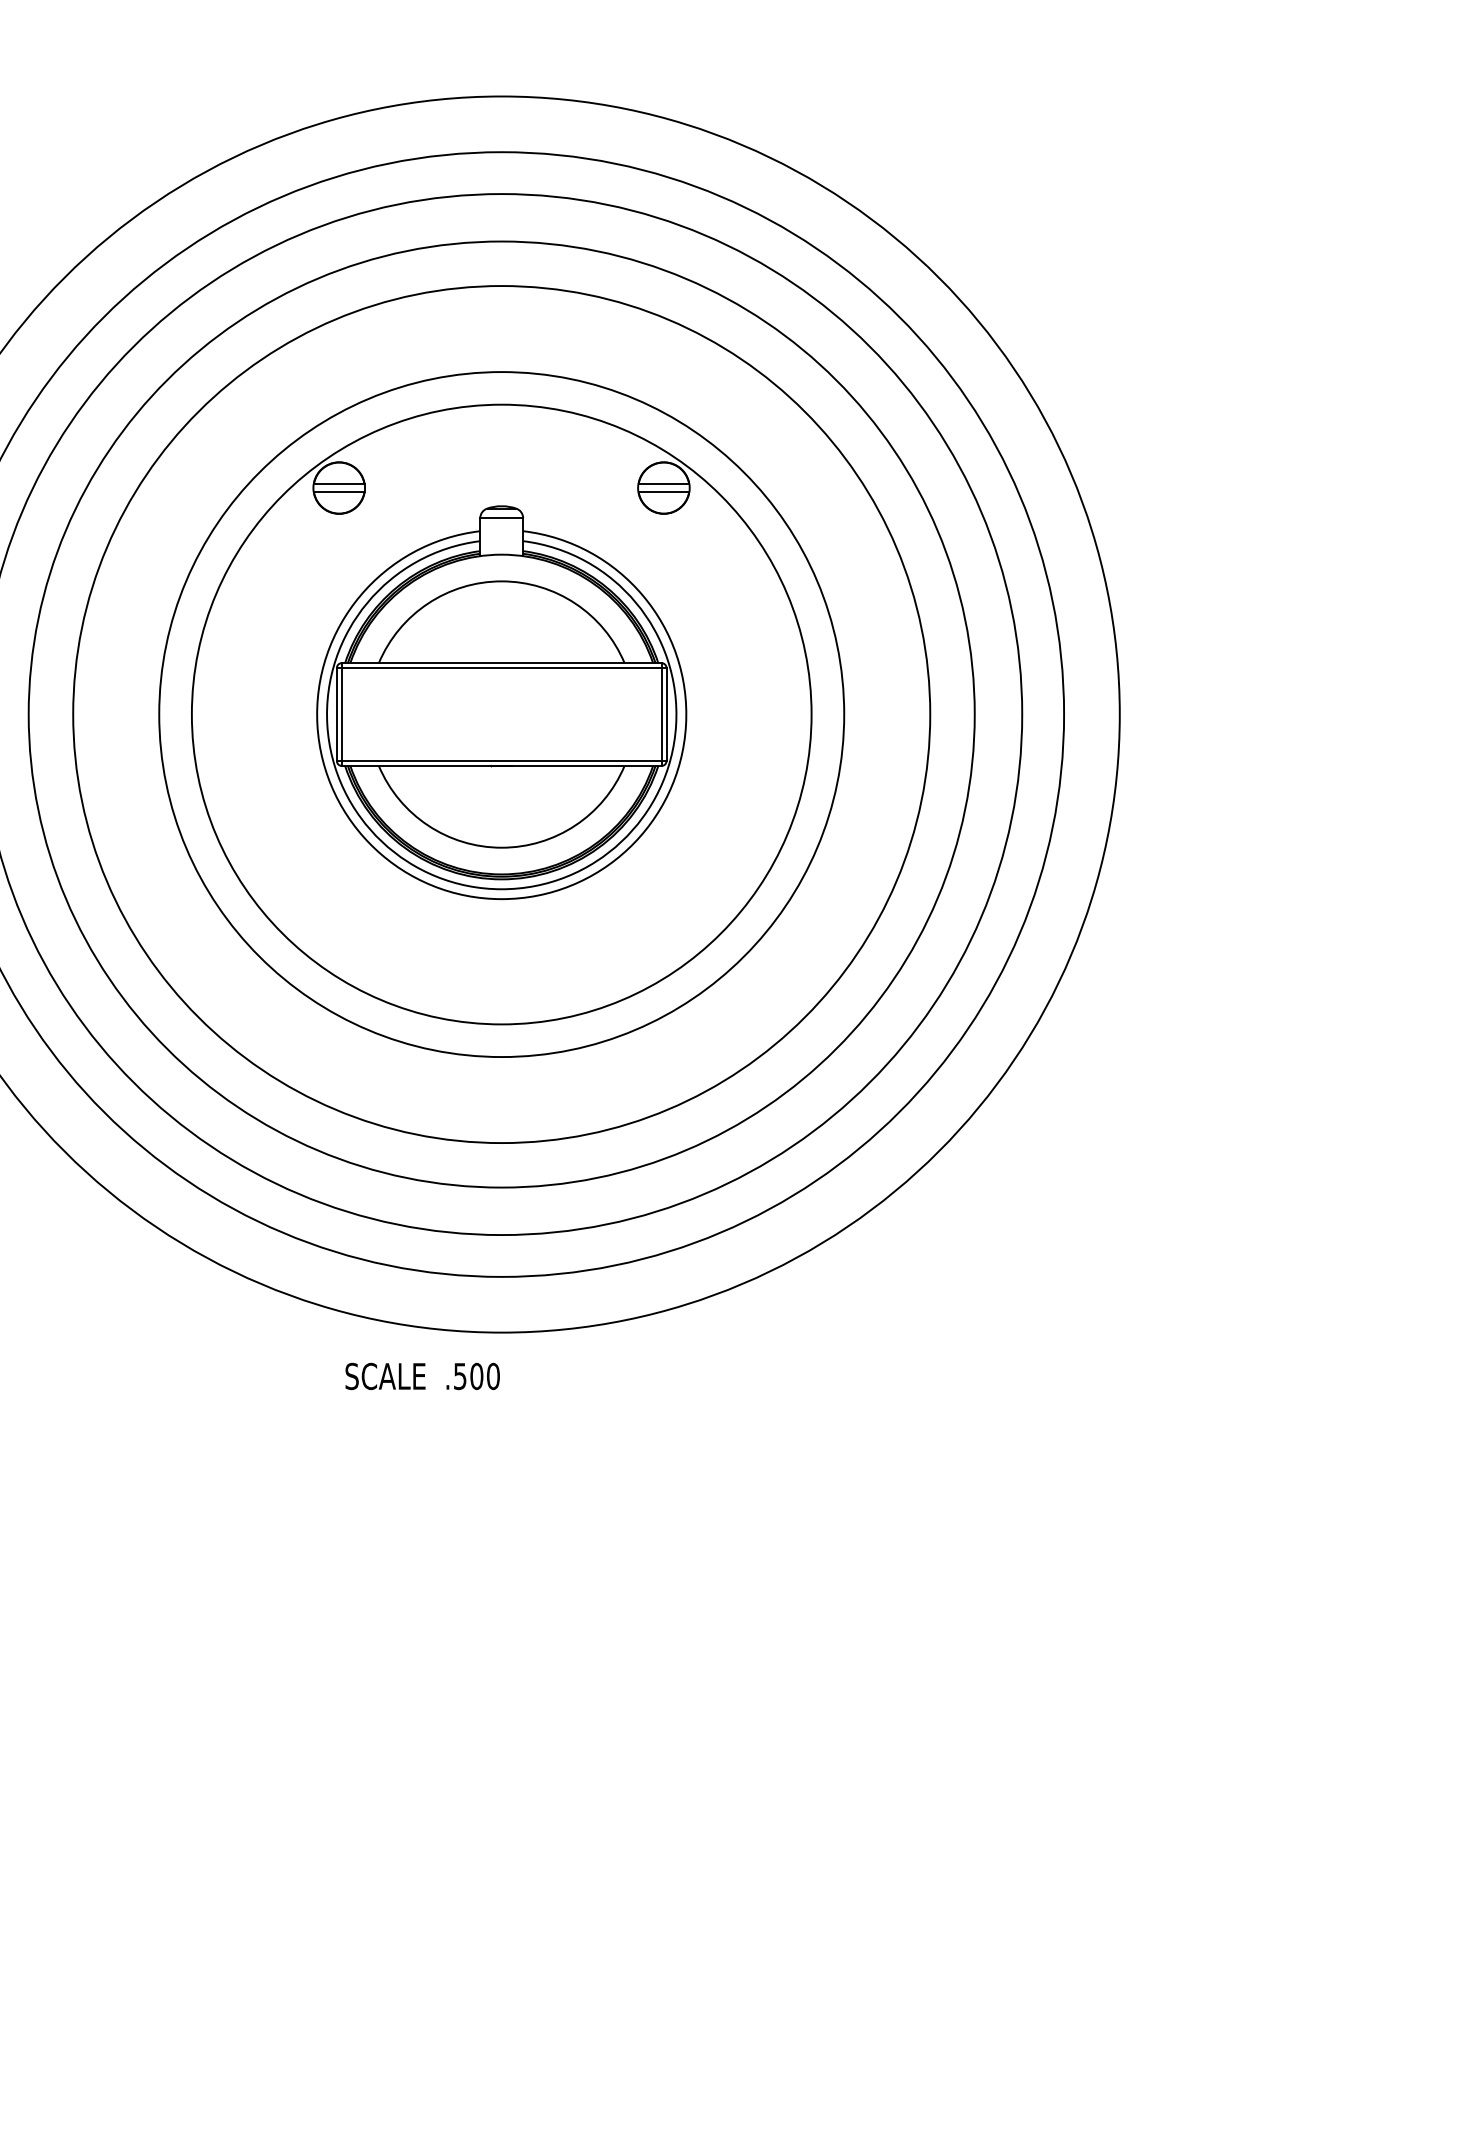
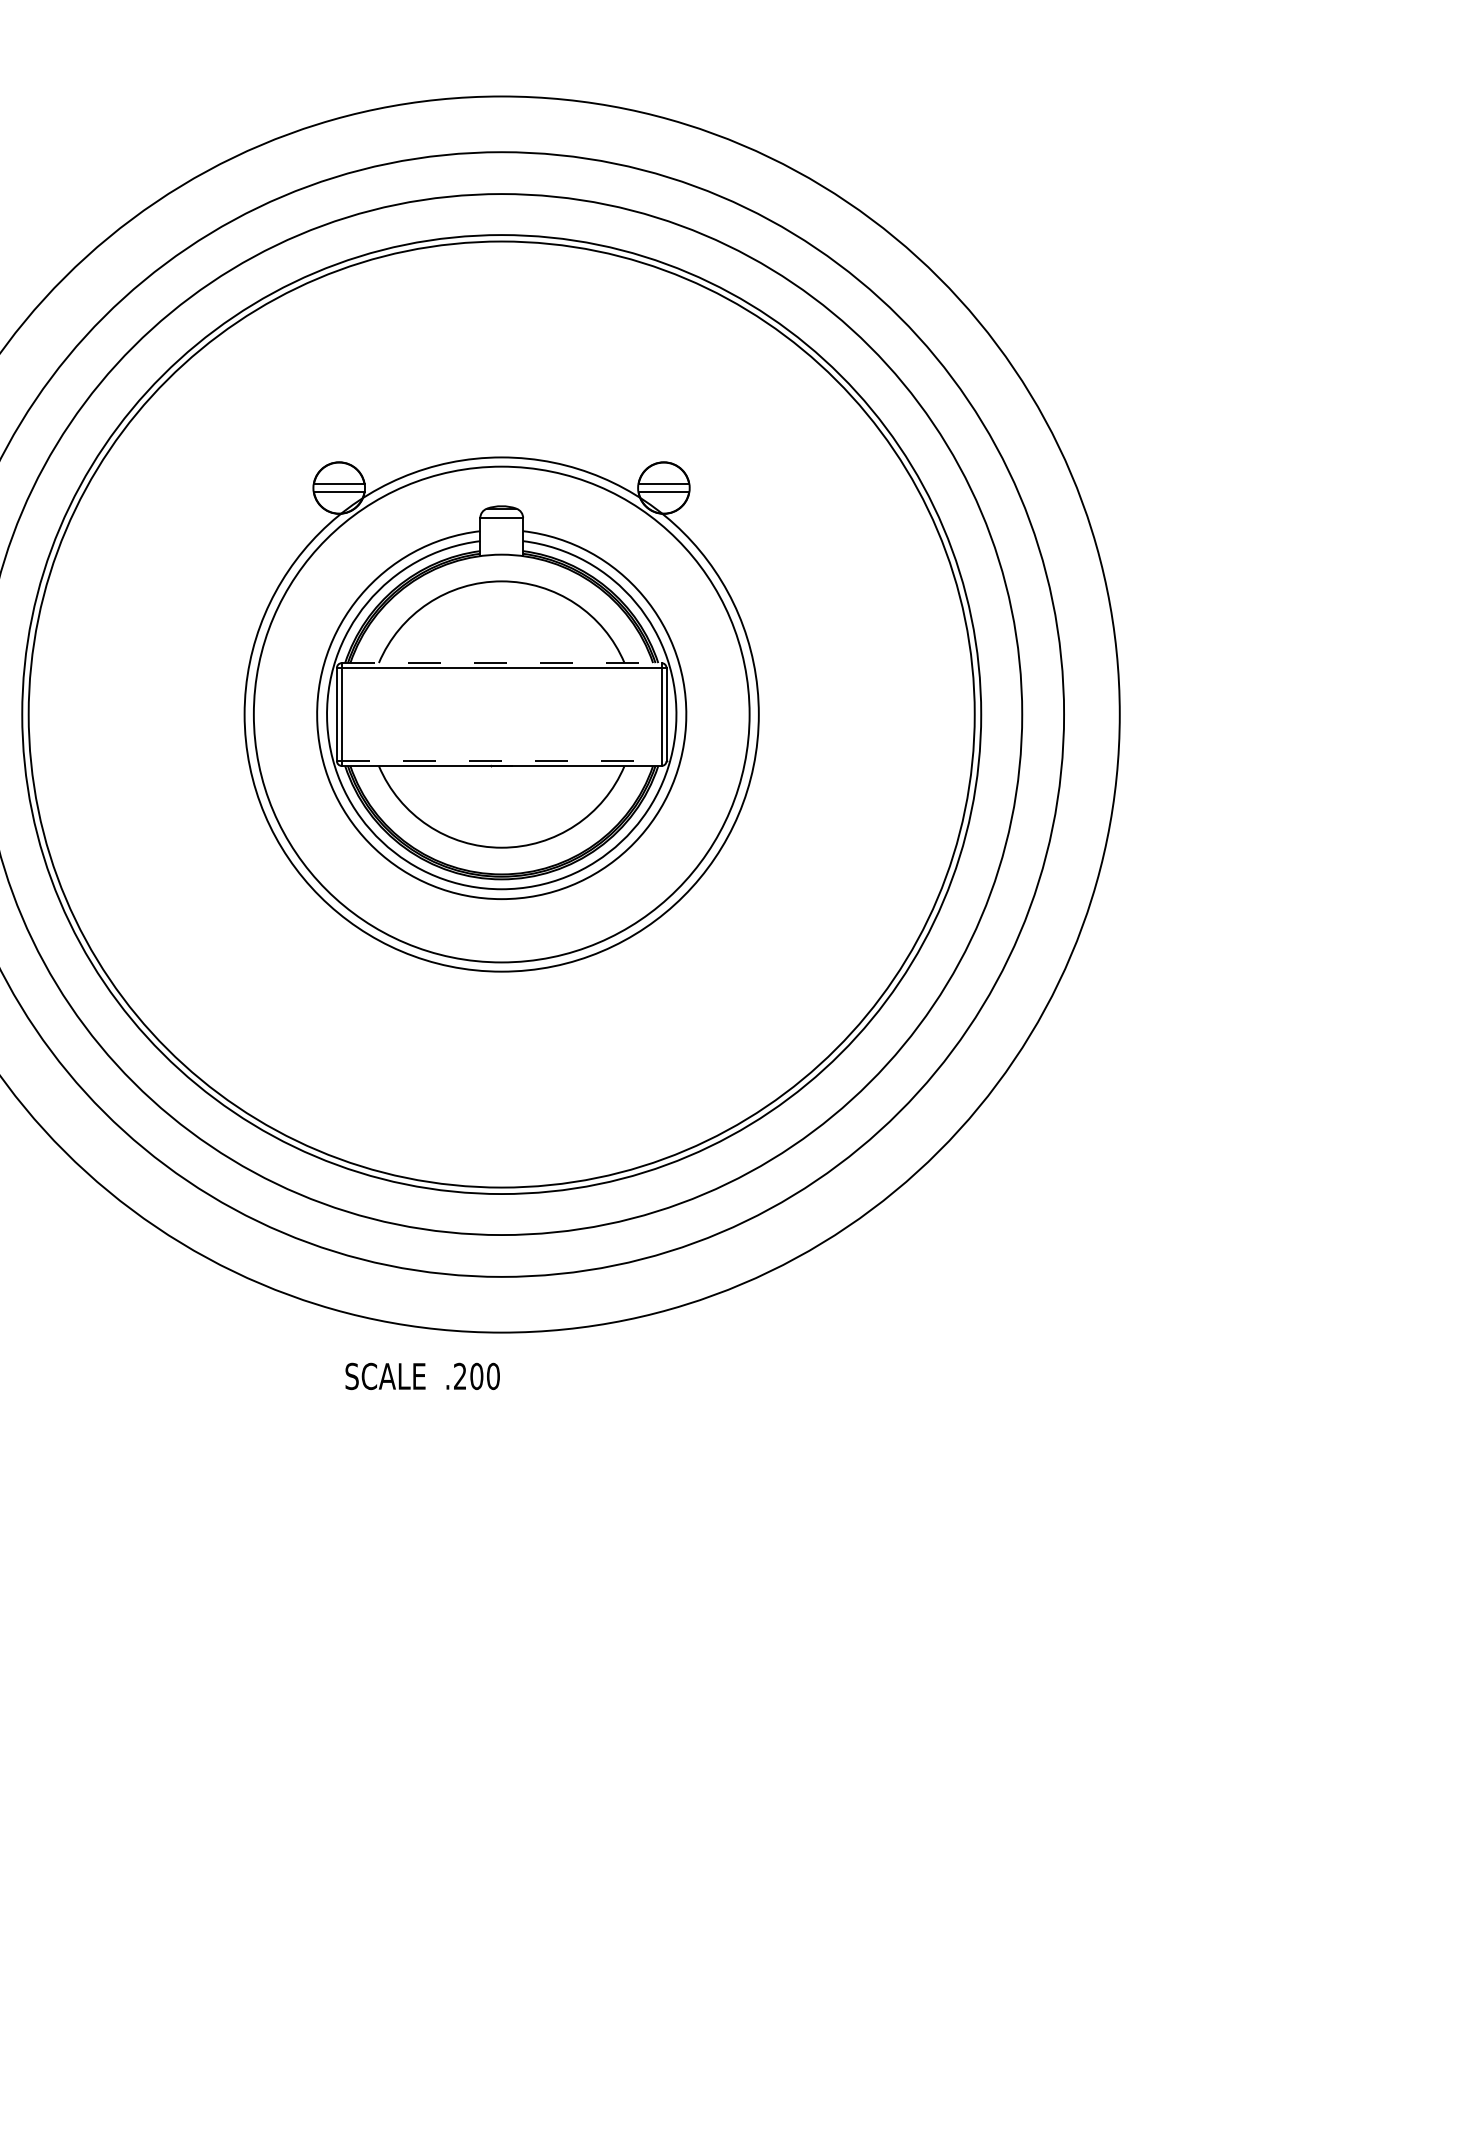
line: solid -> dashed (501, 663)
circle diameter: 620 px -> 496 px (501, 714)
circle diameter: 685 px -> 959 px (501, 714)
circle diameter: 857 px -> 514 px (501, 714)
line: solid -> dashed (501, 761)
text: .500 -> .200 (460, 1376)
